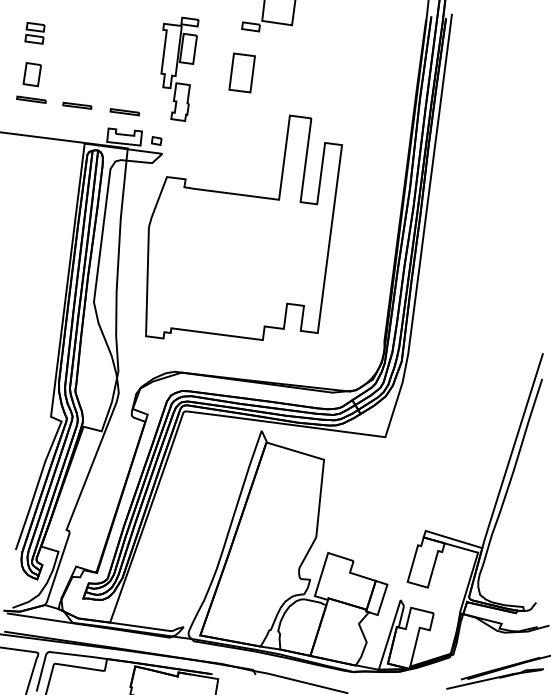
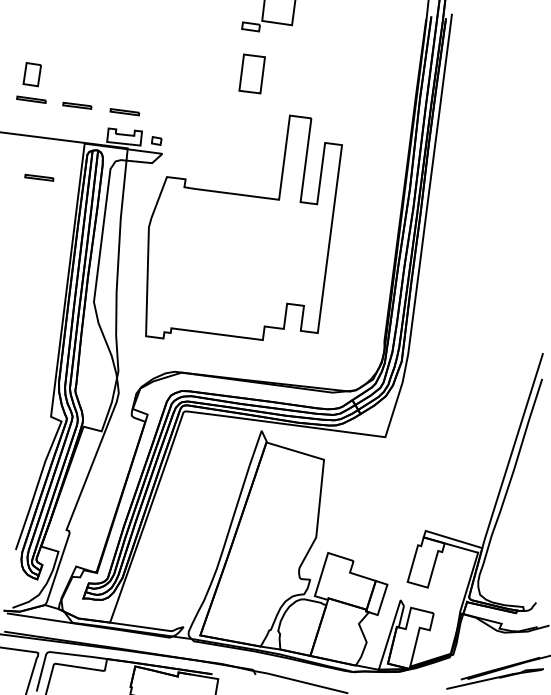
part: present -> none (34, 33)
part: present -> none (179, 68)
part position: (241, 72) -> (251, 73) (251, 73)
part: none -> present (39, 177)
